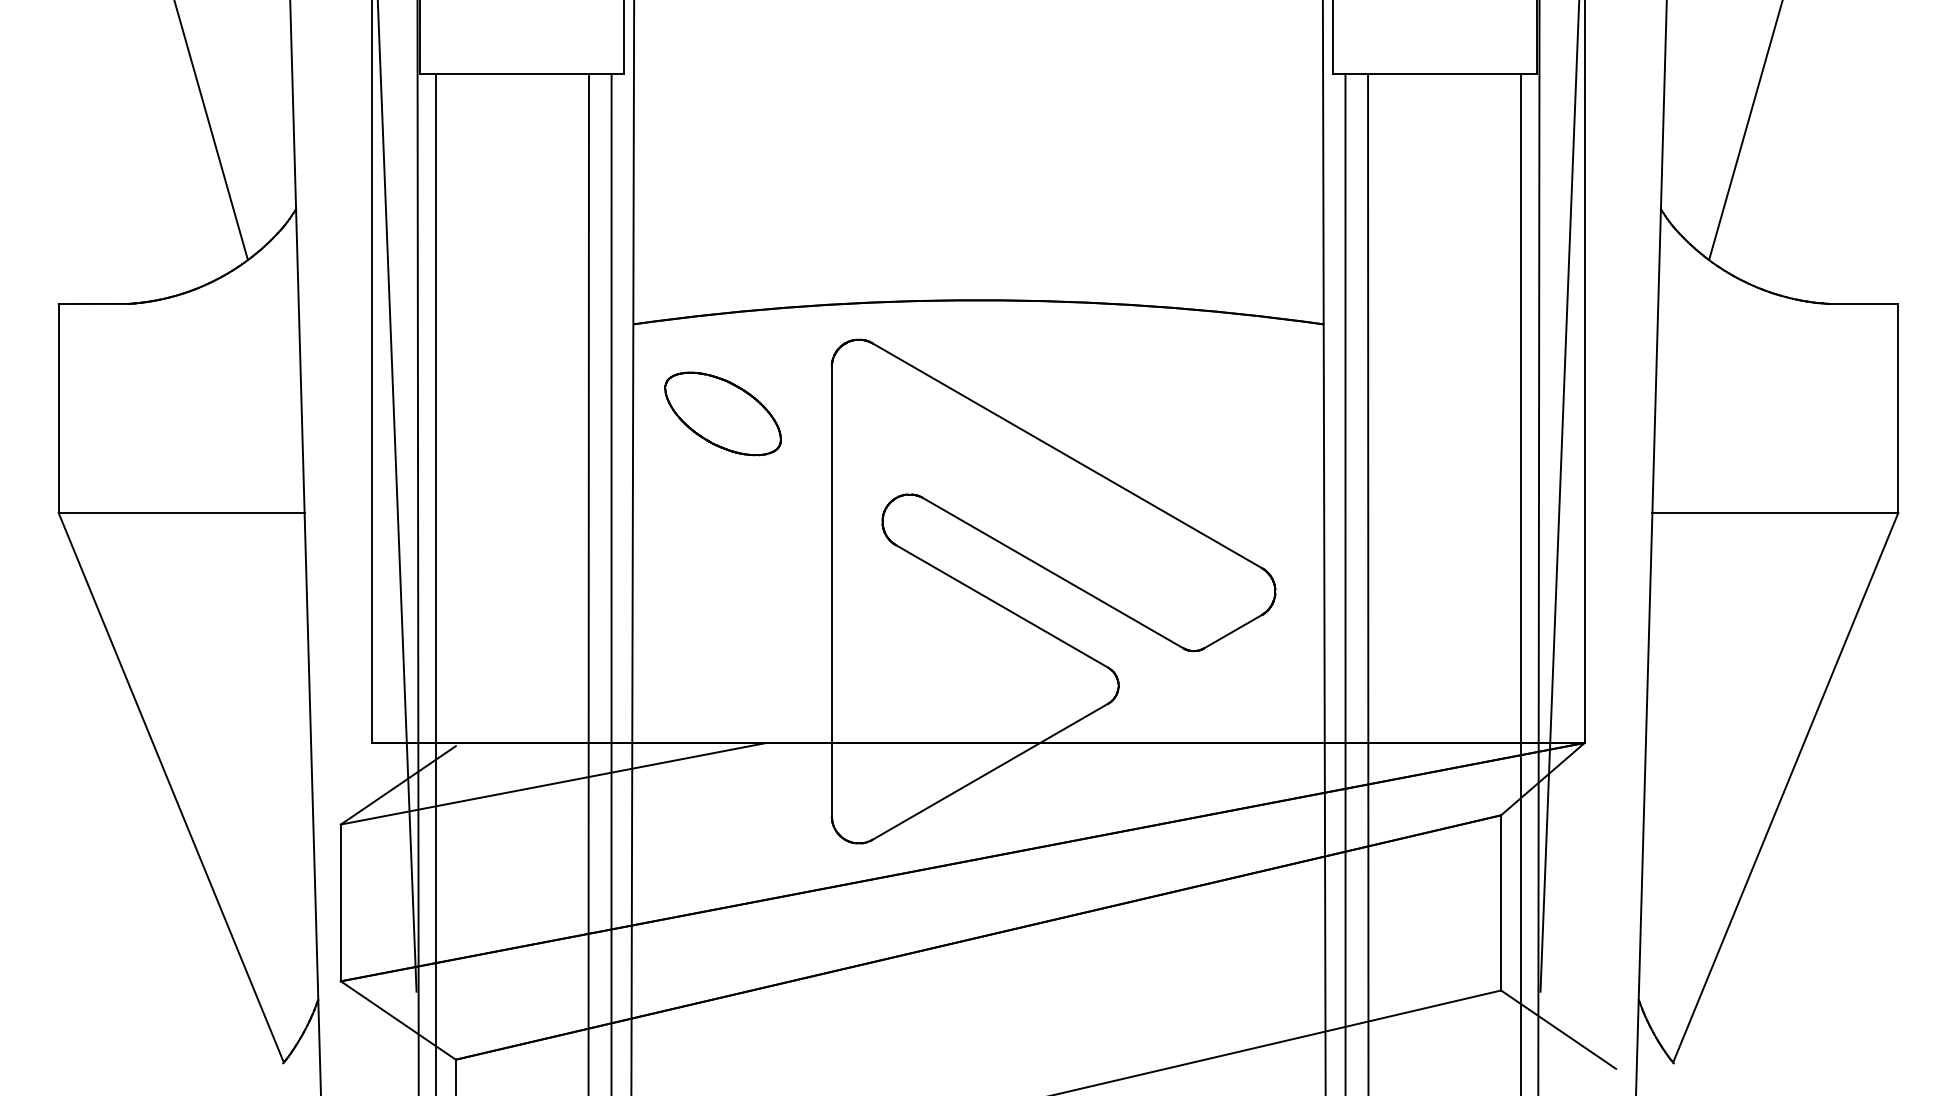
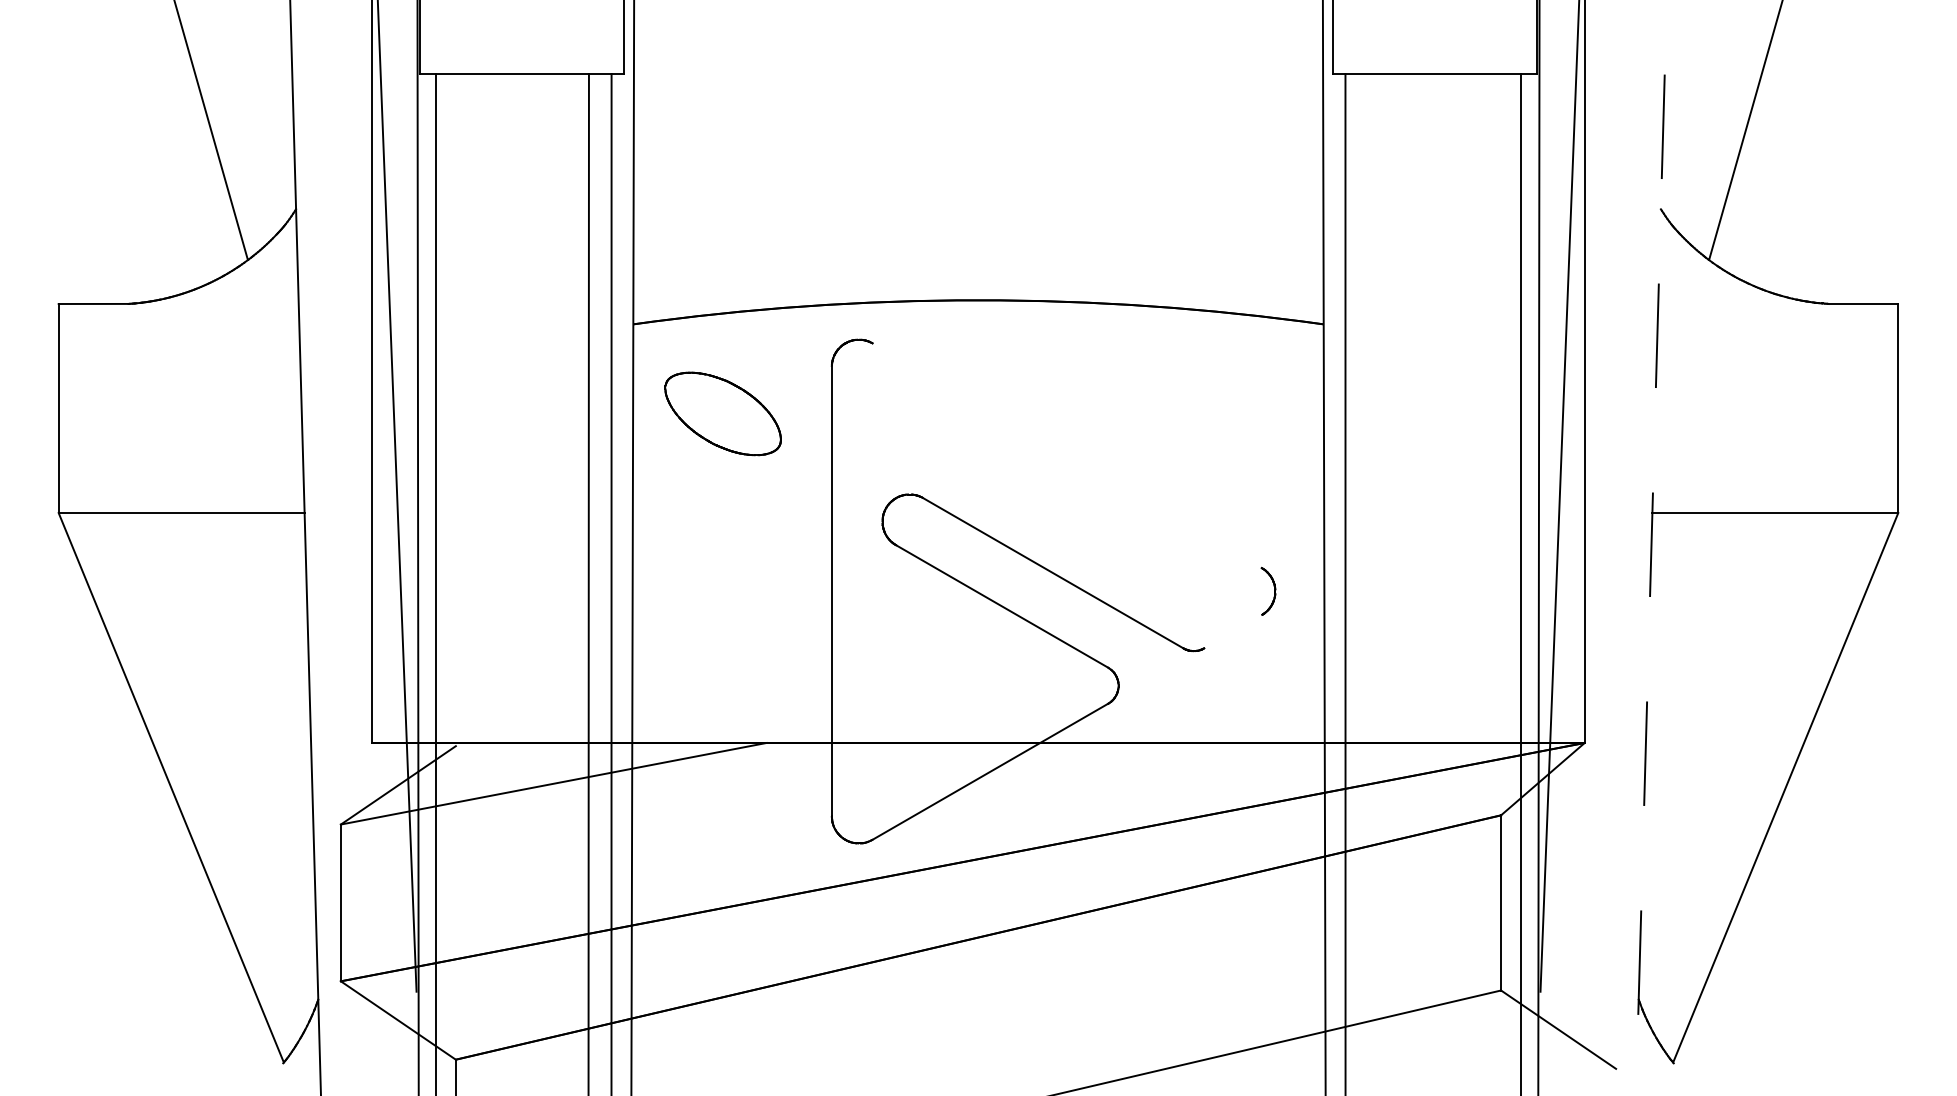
line: present -> none (1066, 455)
line: solid -> dashed (1651, 547)
line: present -> none (1368, 583)
line: present -> none (1232, 631)
